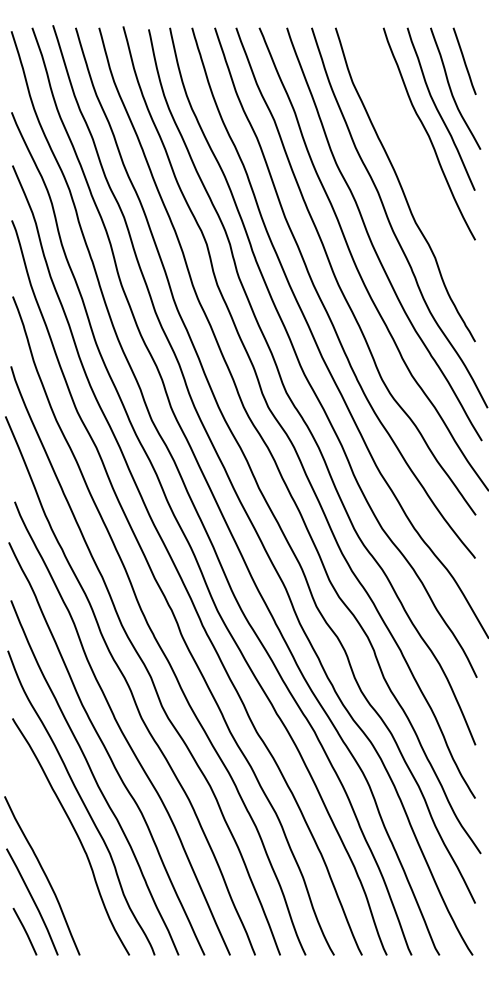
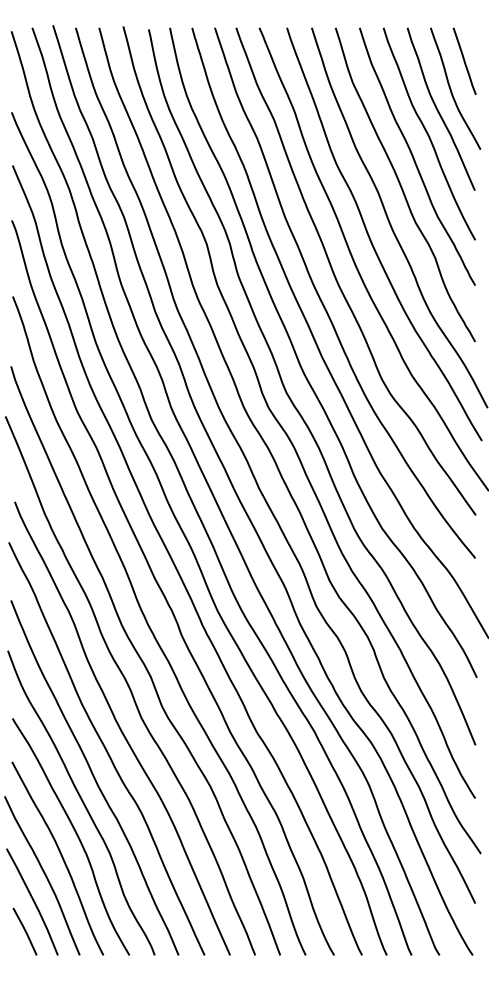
curve: none -> present (414, 157)
curve: none -> present (61, 857)
